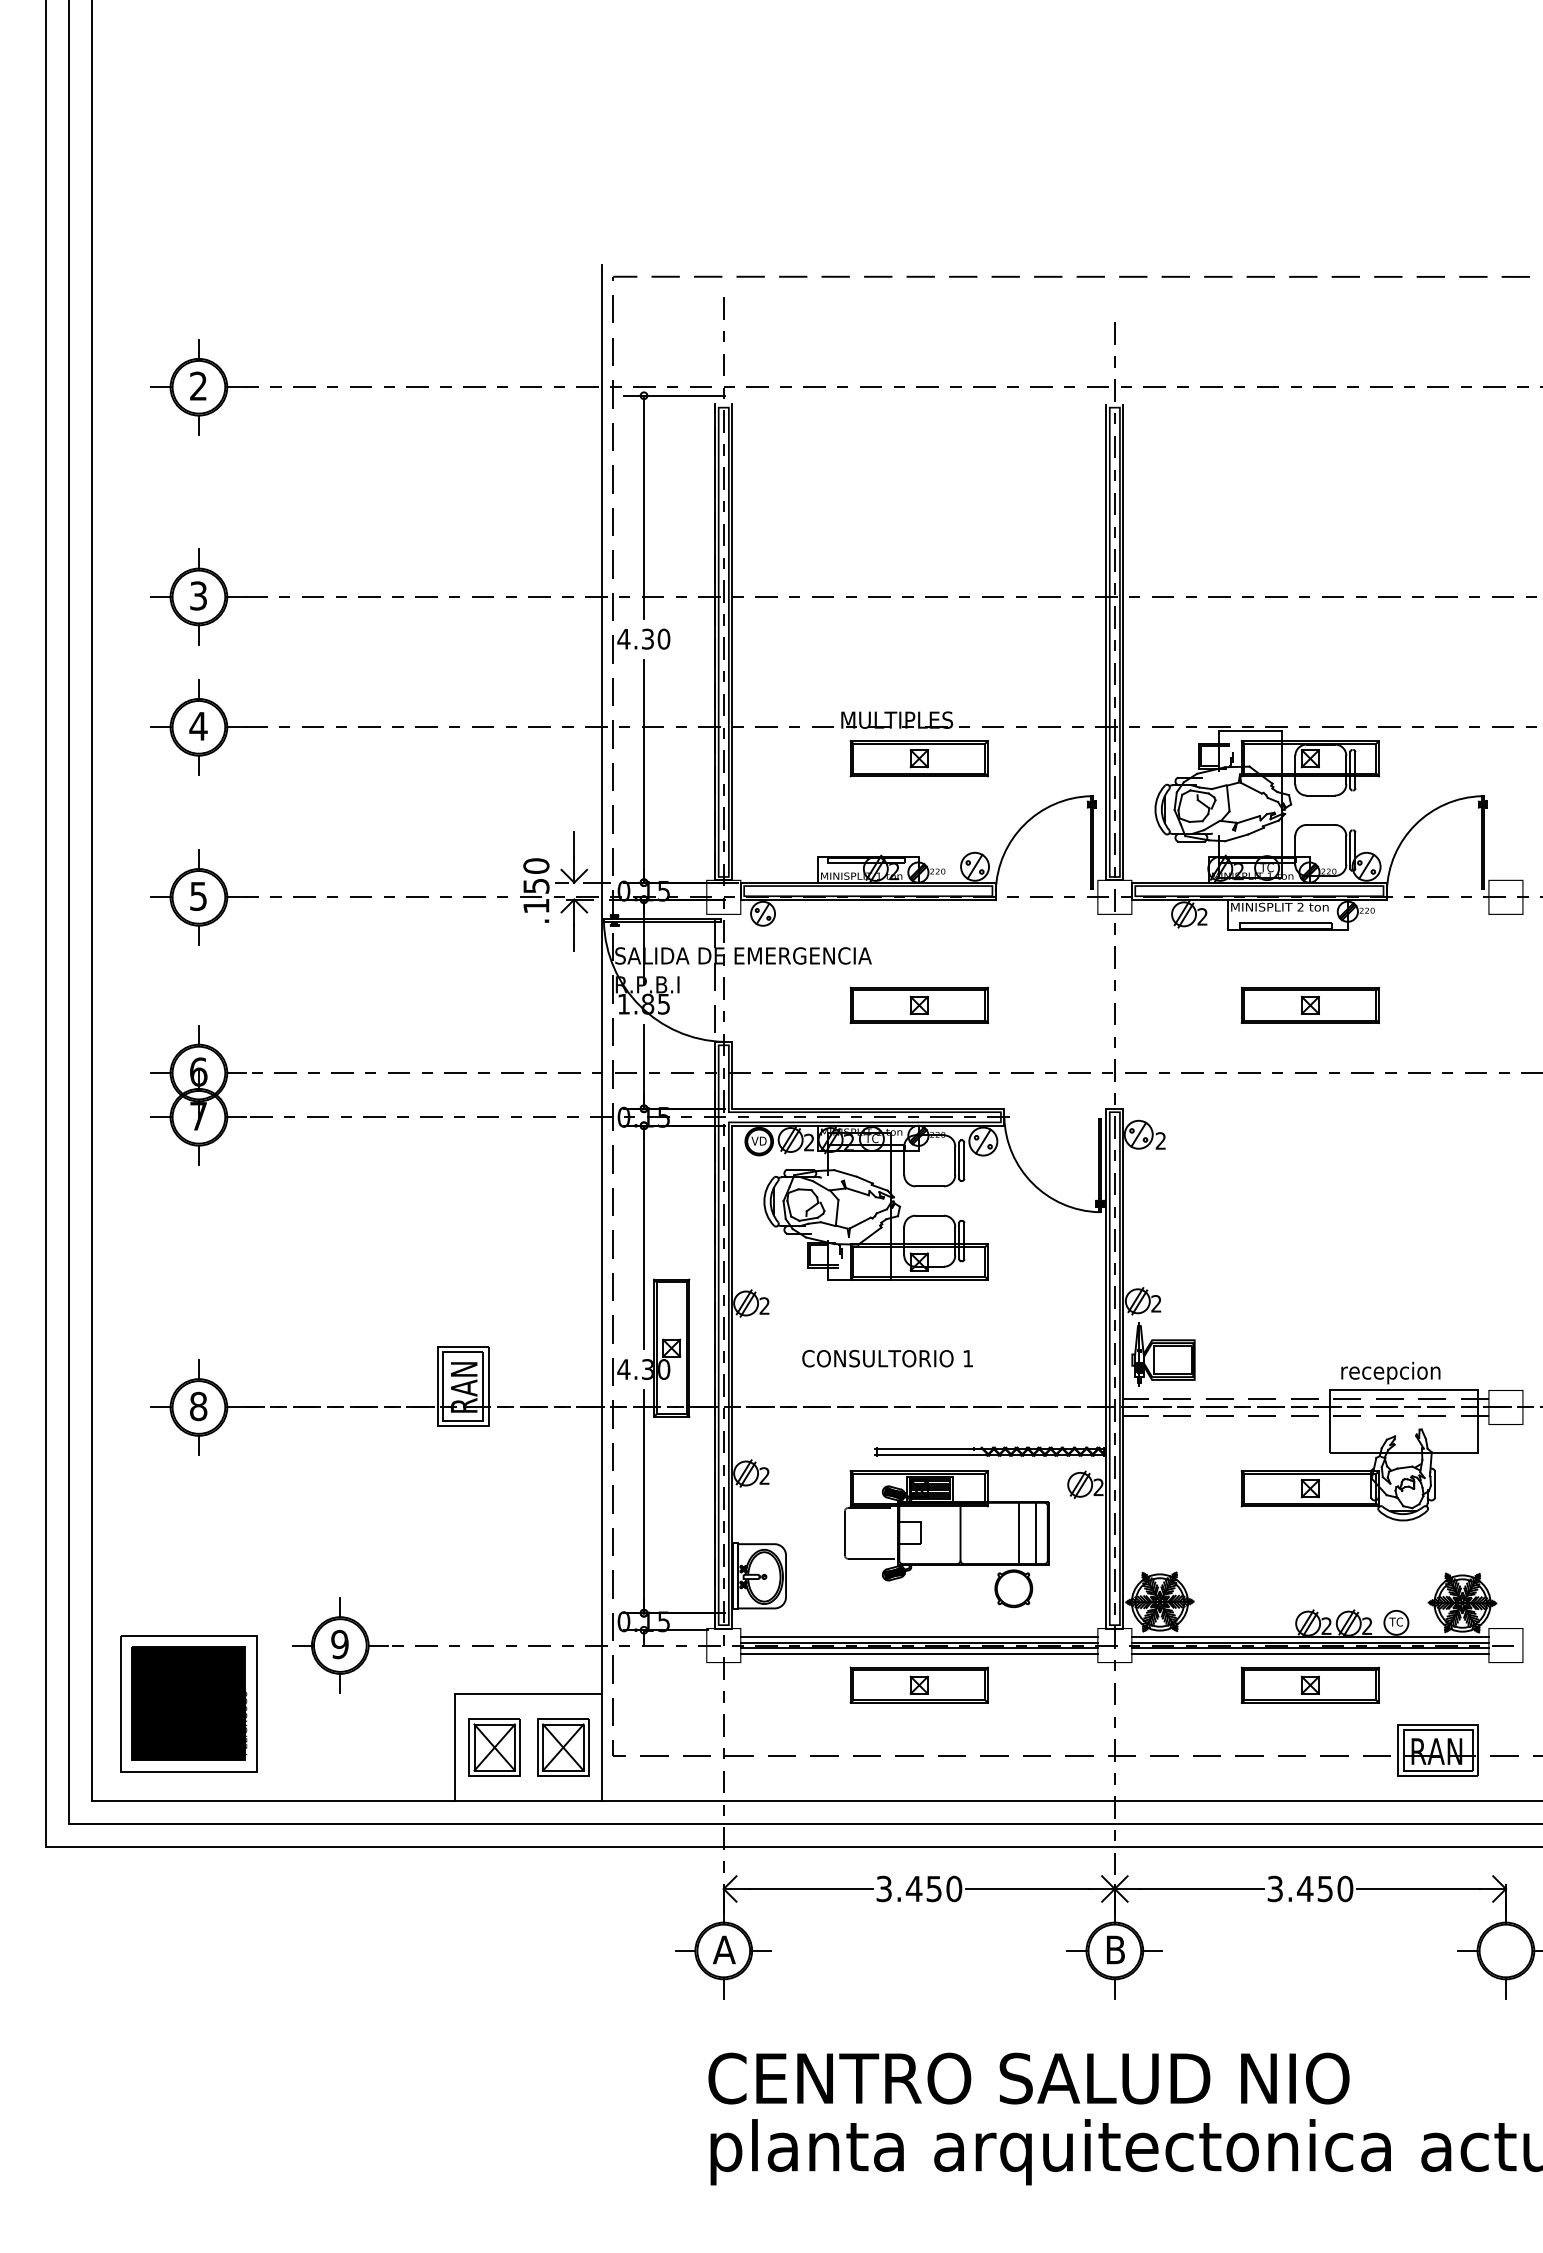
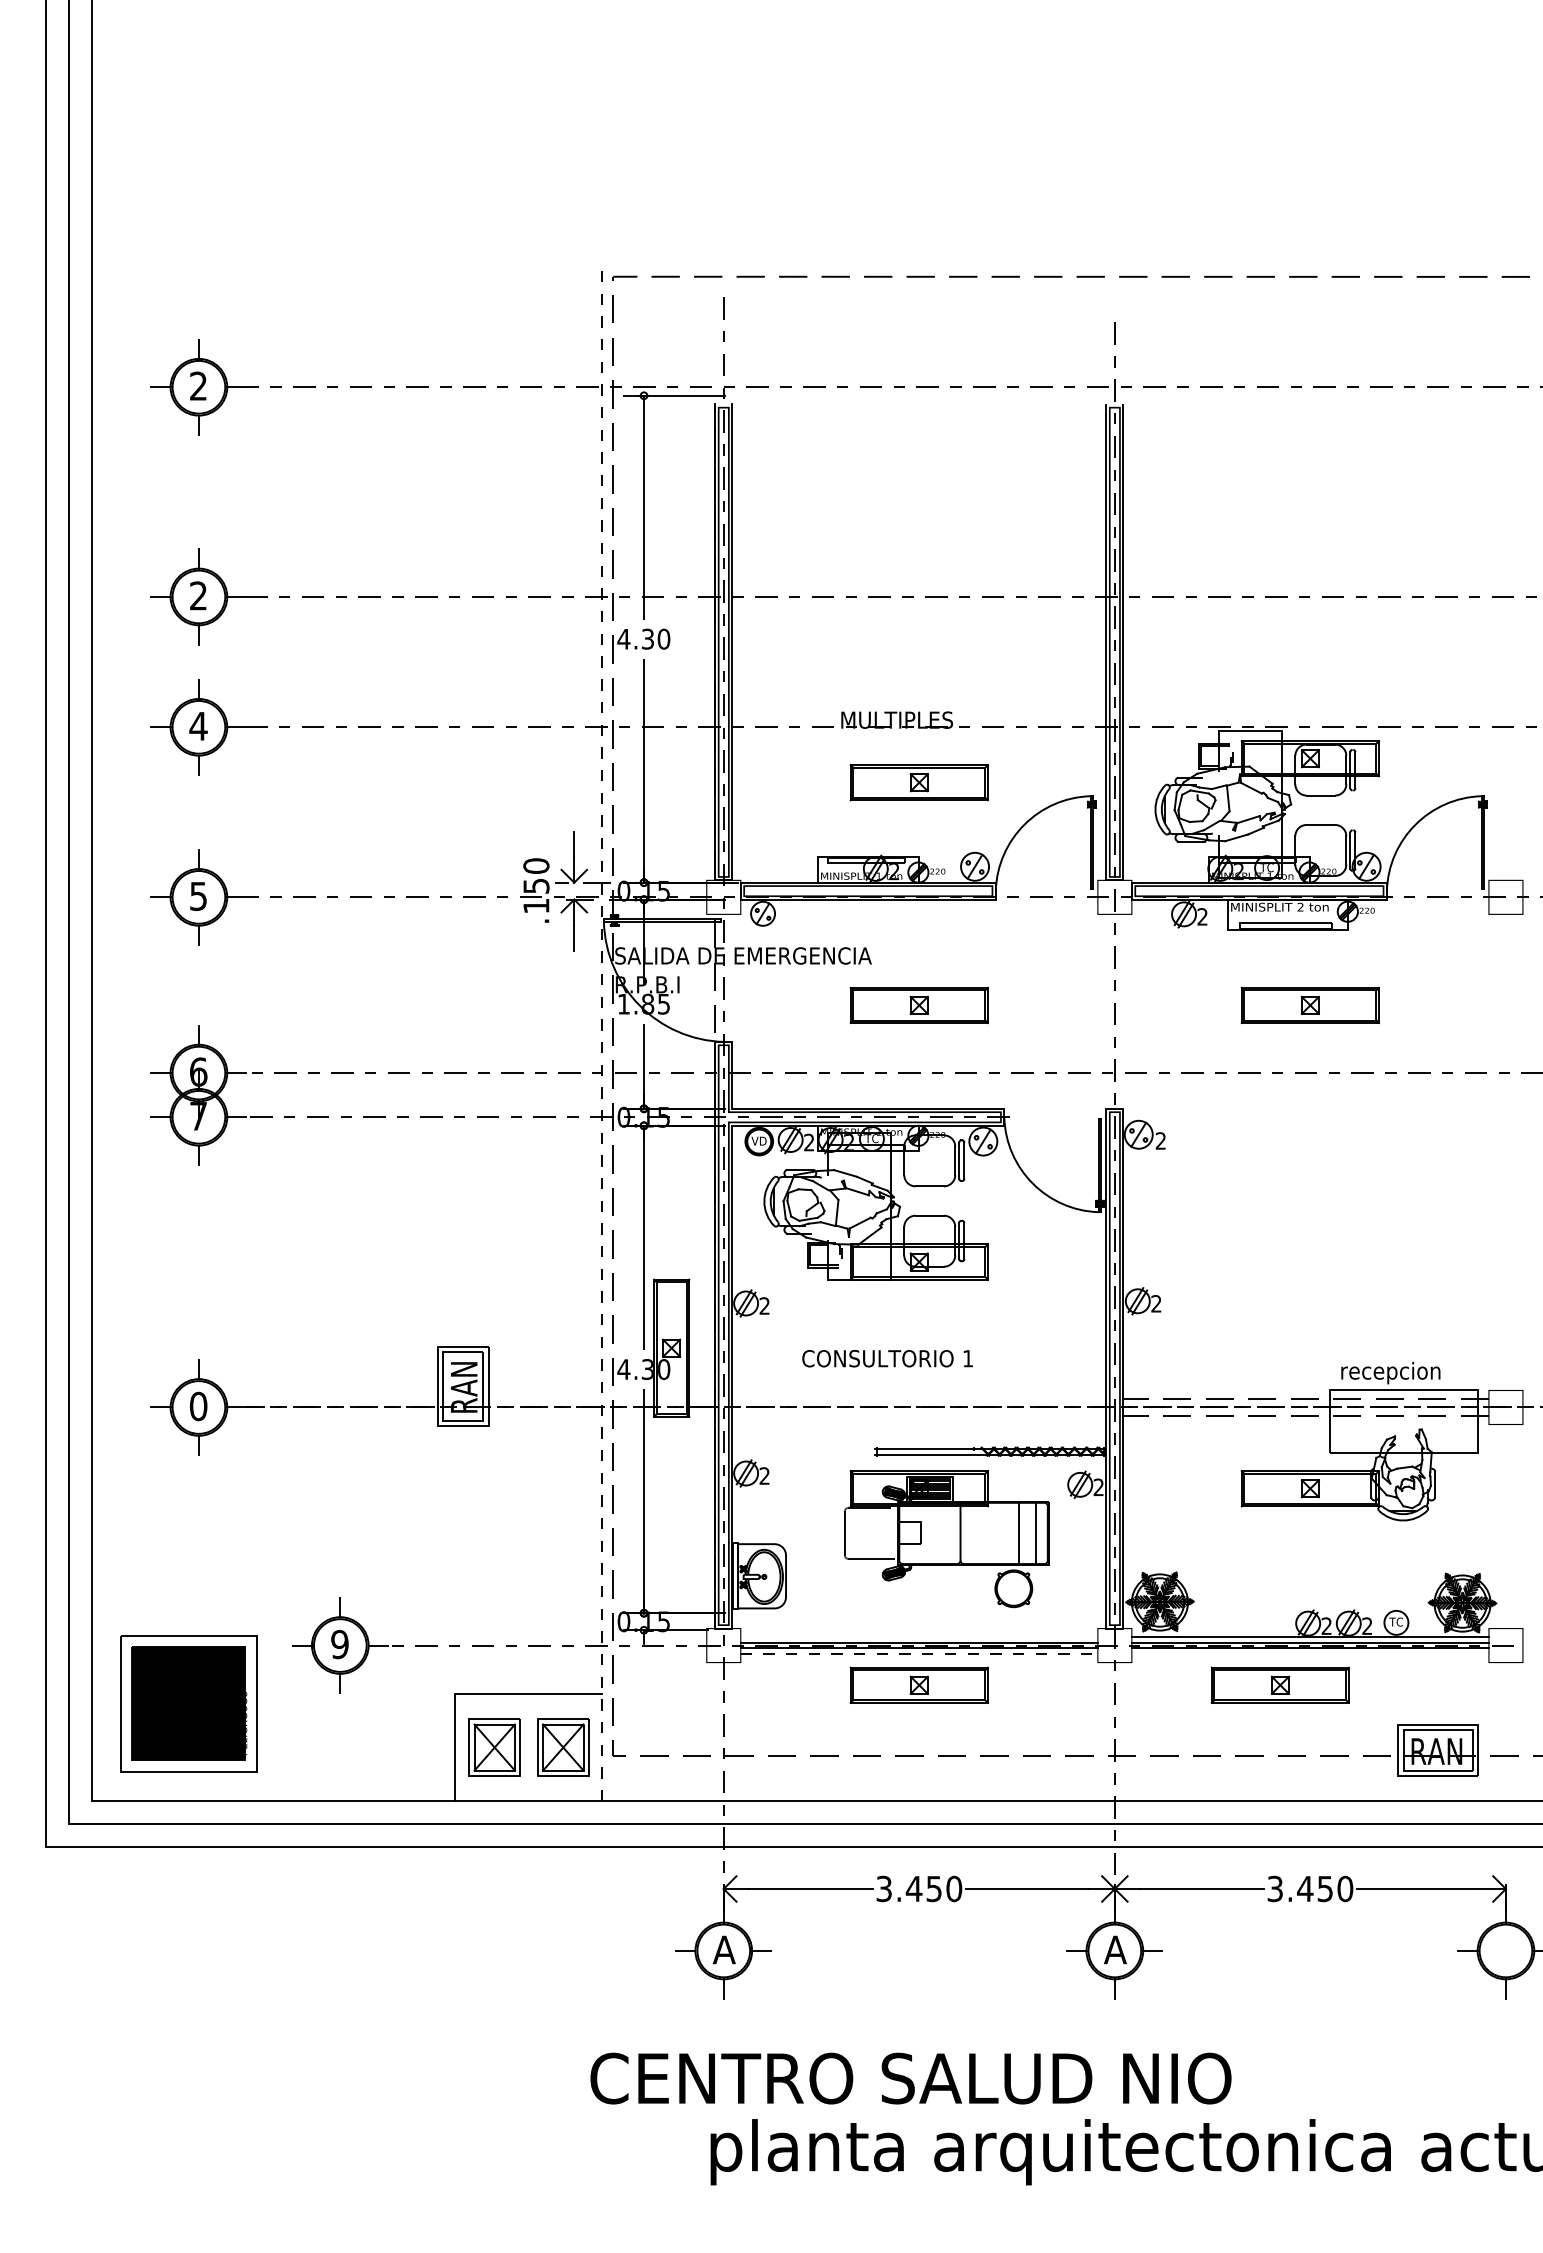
text: 3 -> 2 (198, 595)
part position: (918, 758) -> (918, 782) (918, 782)
line: solid -> dashed (601, 1032)
part: present -> none (1163, 1354)
text: 8 -> 0 (198, 1406)
line: present -> none (918, 1637)
line: solid -> dashed (919, 1654)
line: present -> none (1309, 1654)
part position: (1310, 1684) -> (1280, 1684) (1280, 1684)
text: B -> A (1115, 1949)
text position: (1028, 2078) -> (910, 2078) (910, 2078)
